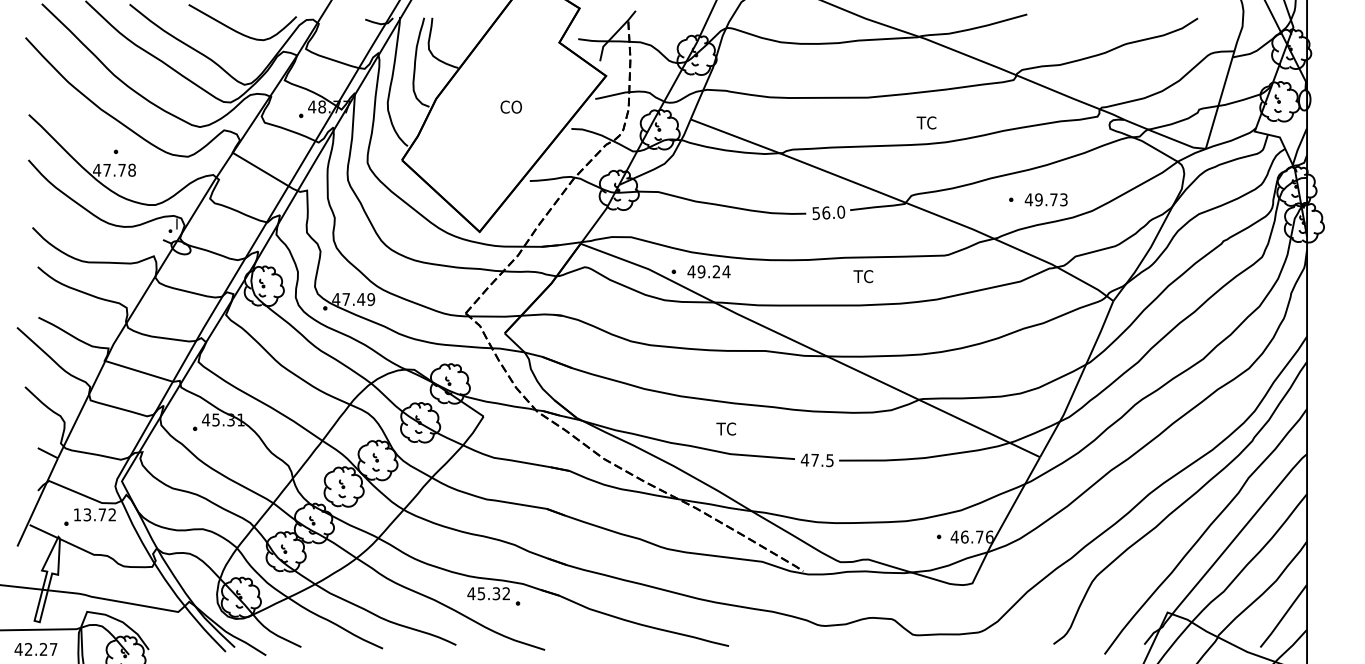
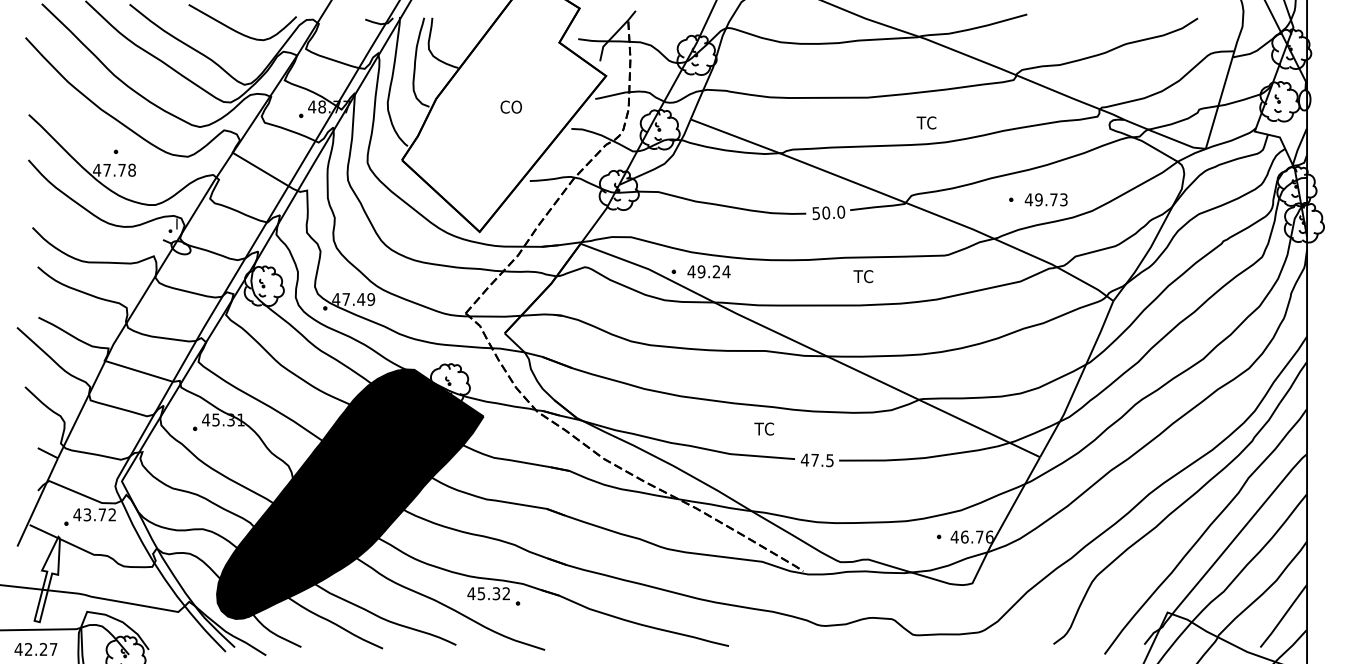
text: 56.0 -> 50.0 (826, 212)
text position: (725, 428) -> (763, 428) (763, 428)
fill: none -> present (350, 493)
text: 13.72 -> 43.72 (77, 514)
